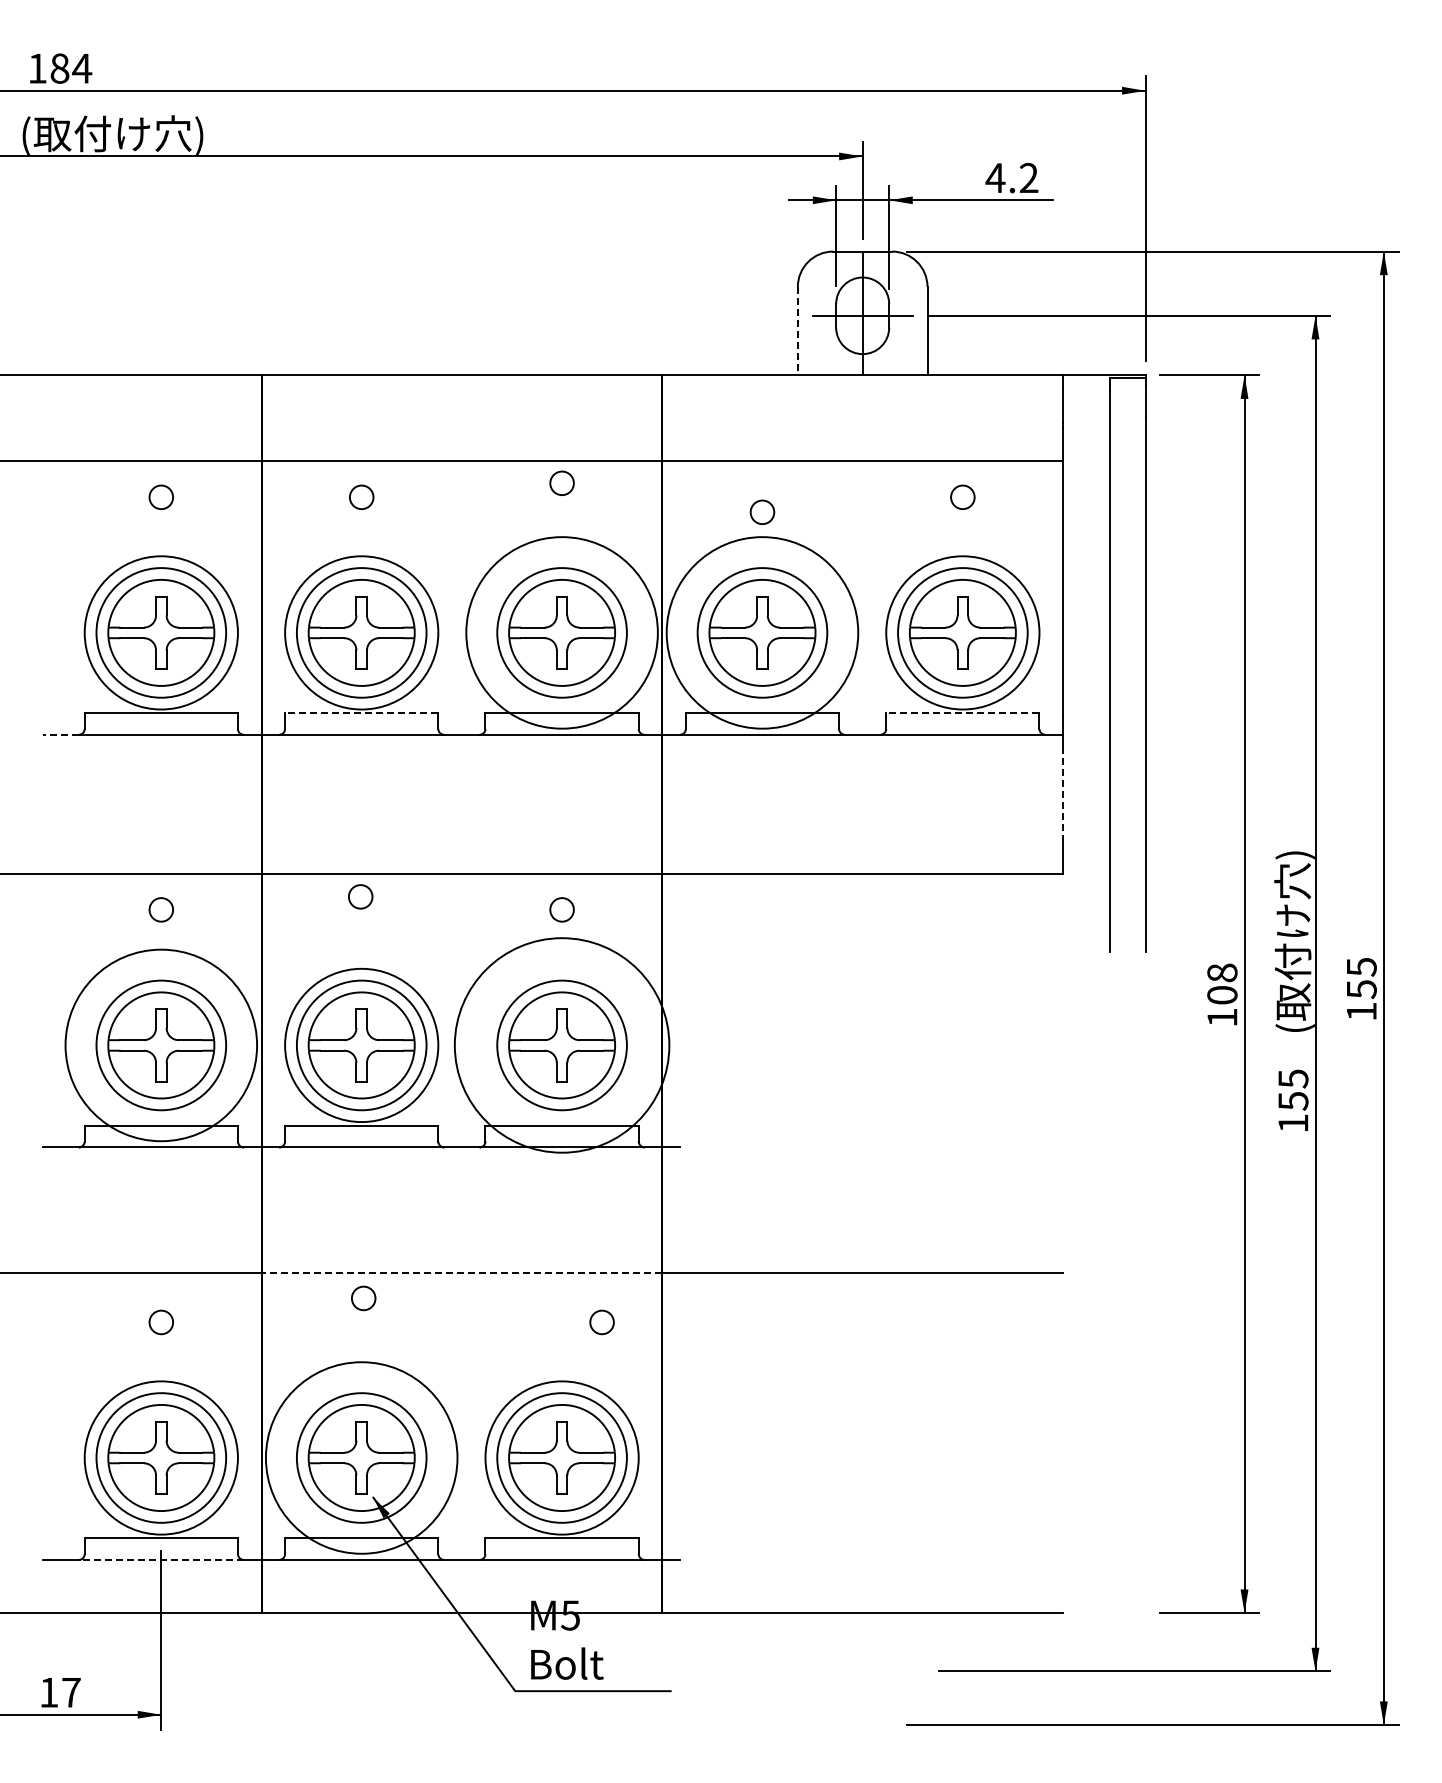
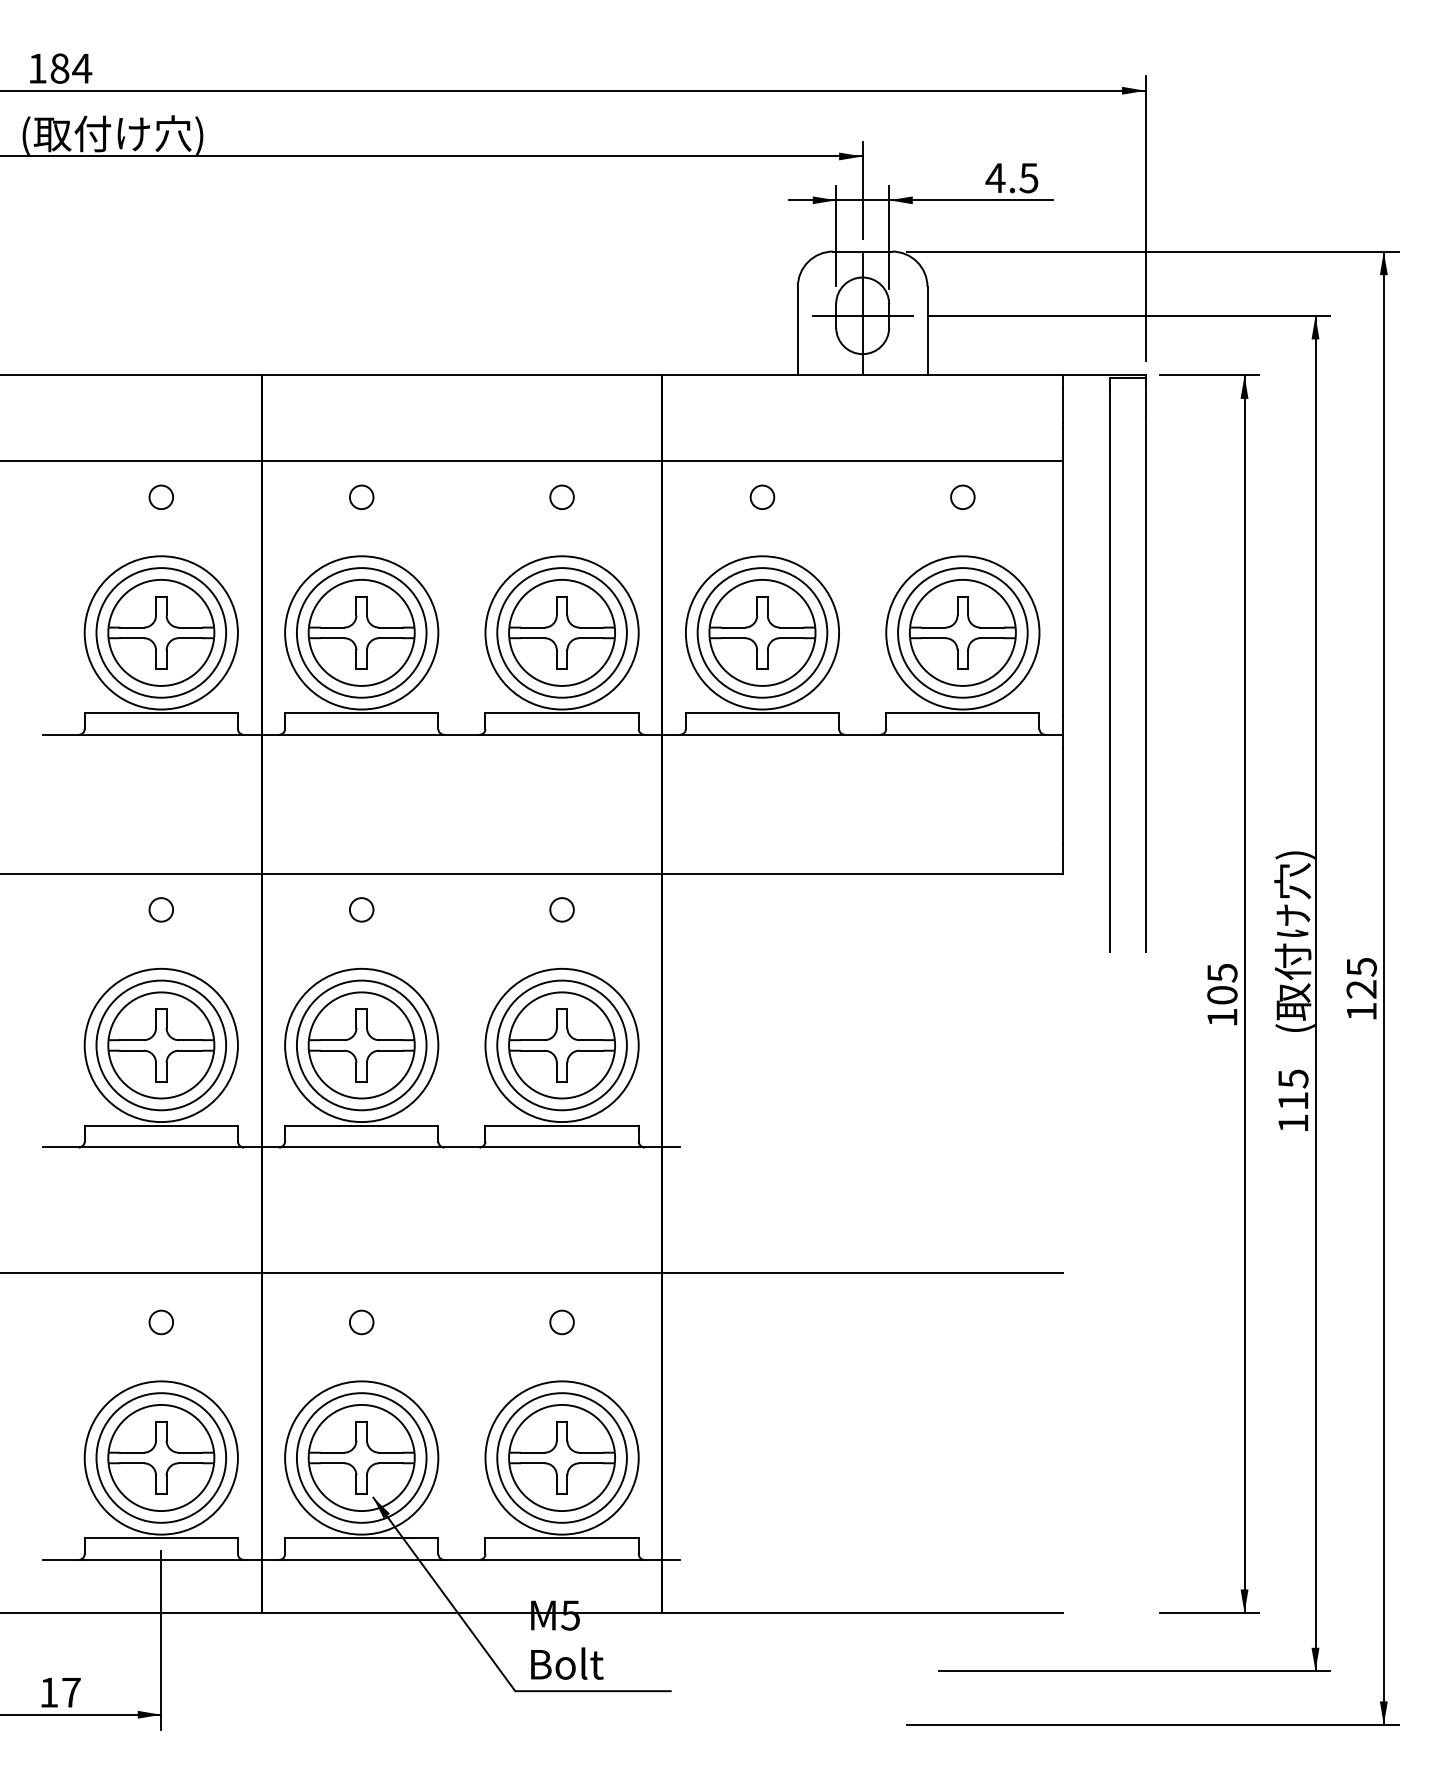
text: 4.2 -> 4.5 (1028, 178)
line: dashed -> solid (797, 331)
circle position: (561, 482) -> (561, 496) (561, 496)
circle position: (762, 511) -> (762, 496) (762, 496)
circle diameter: 192 px -> 153 px (561, 632)
circle diameter: 192 px -> 153 px (762, 632)
line: dashed -> solid (361, 713)
line: dashed -> solid (962, 713)
line: dashed -> solid (61, 734)
line: dashed -> solid (1063, 795)
circle position: (360, 896) -> (361, 909) (361, 909)
text: 108 -> 105 (1222, 972)
text: 155 -> 125 (1361, 989)
circle diameter: 192 px -> 153 px (160, 1045)
circle diameter: 215 px -> 153 px (561, 1045)
text: 155 -> 115 (1293, 1101)
line: dashed -> solid (461, 1272)
circle position: (363, 1298) -> (361, 1322) (361, 1322)
circle position: (601, 1322) -> (561, 1322) (561, 1322)
circle diameter: 192 px -> 153 px (361, 1457)
line: dashed -> solid (161, 1560)
